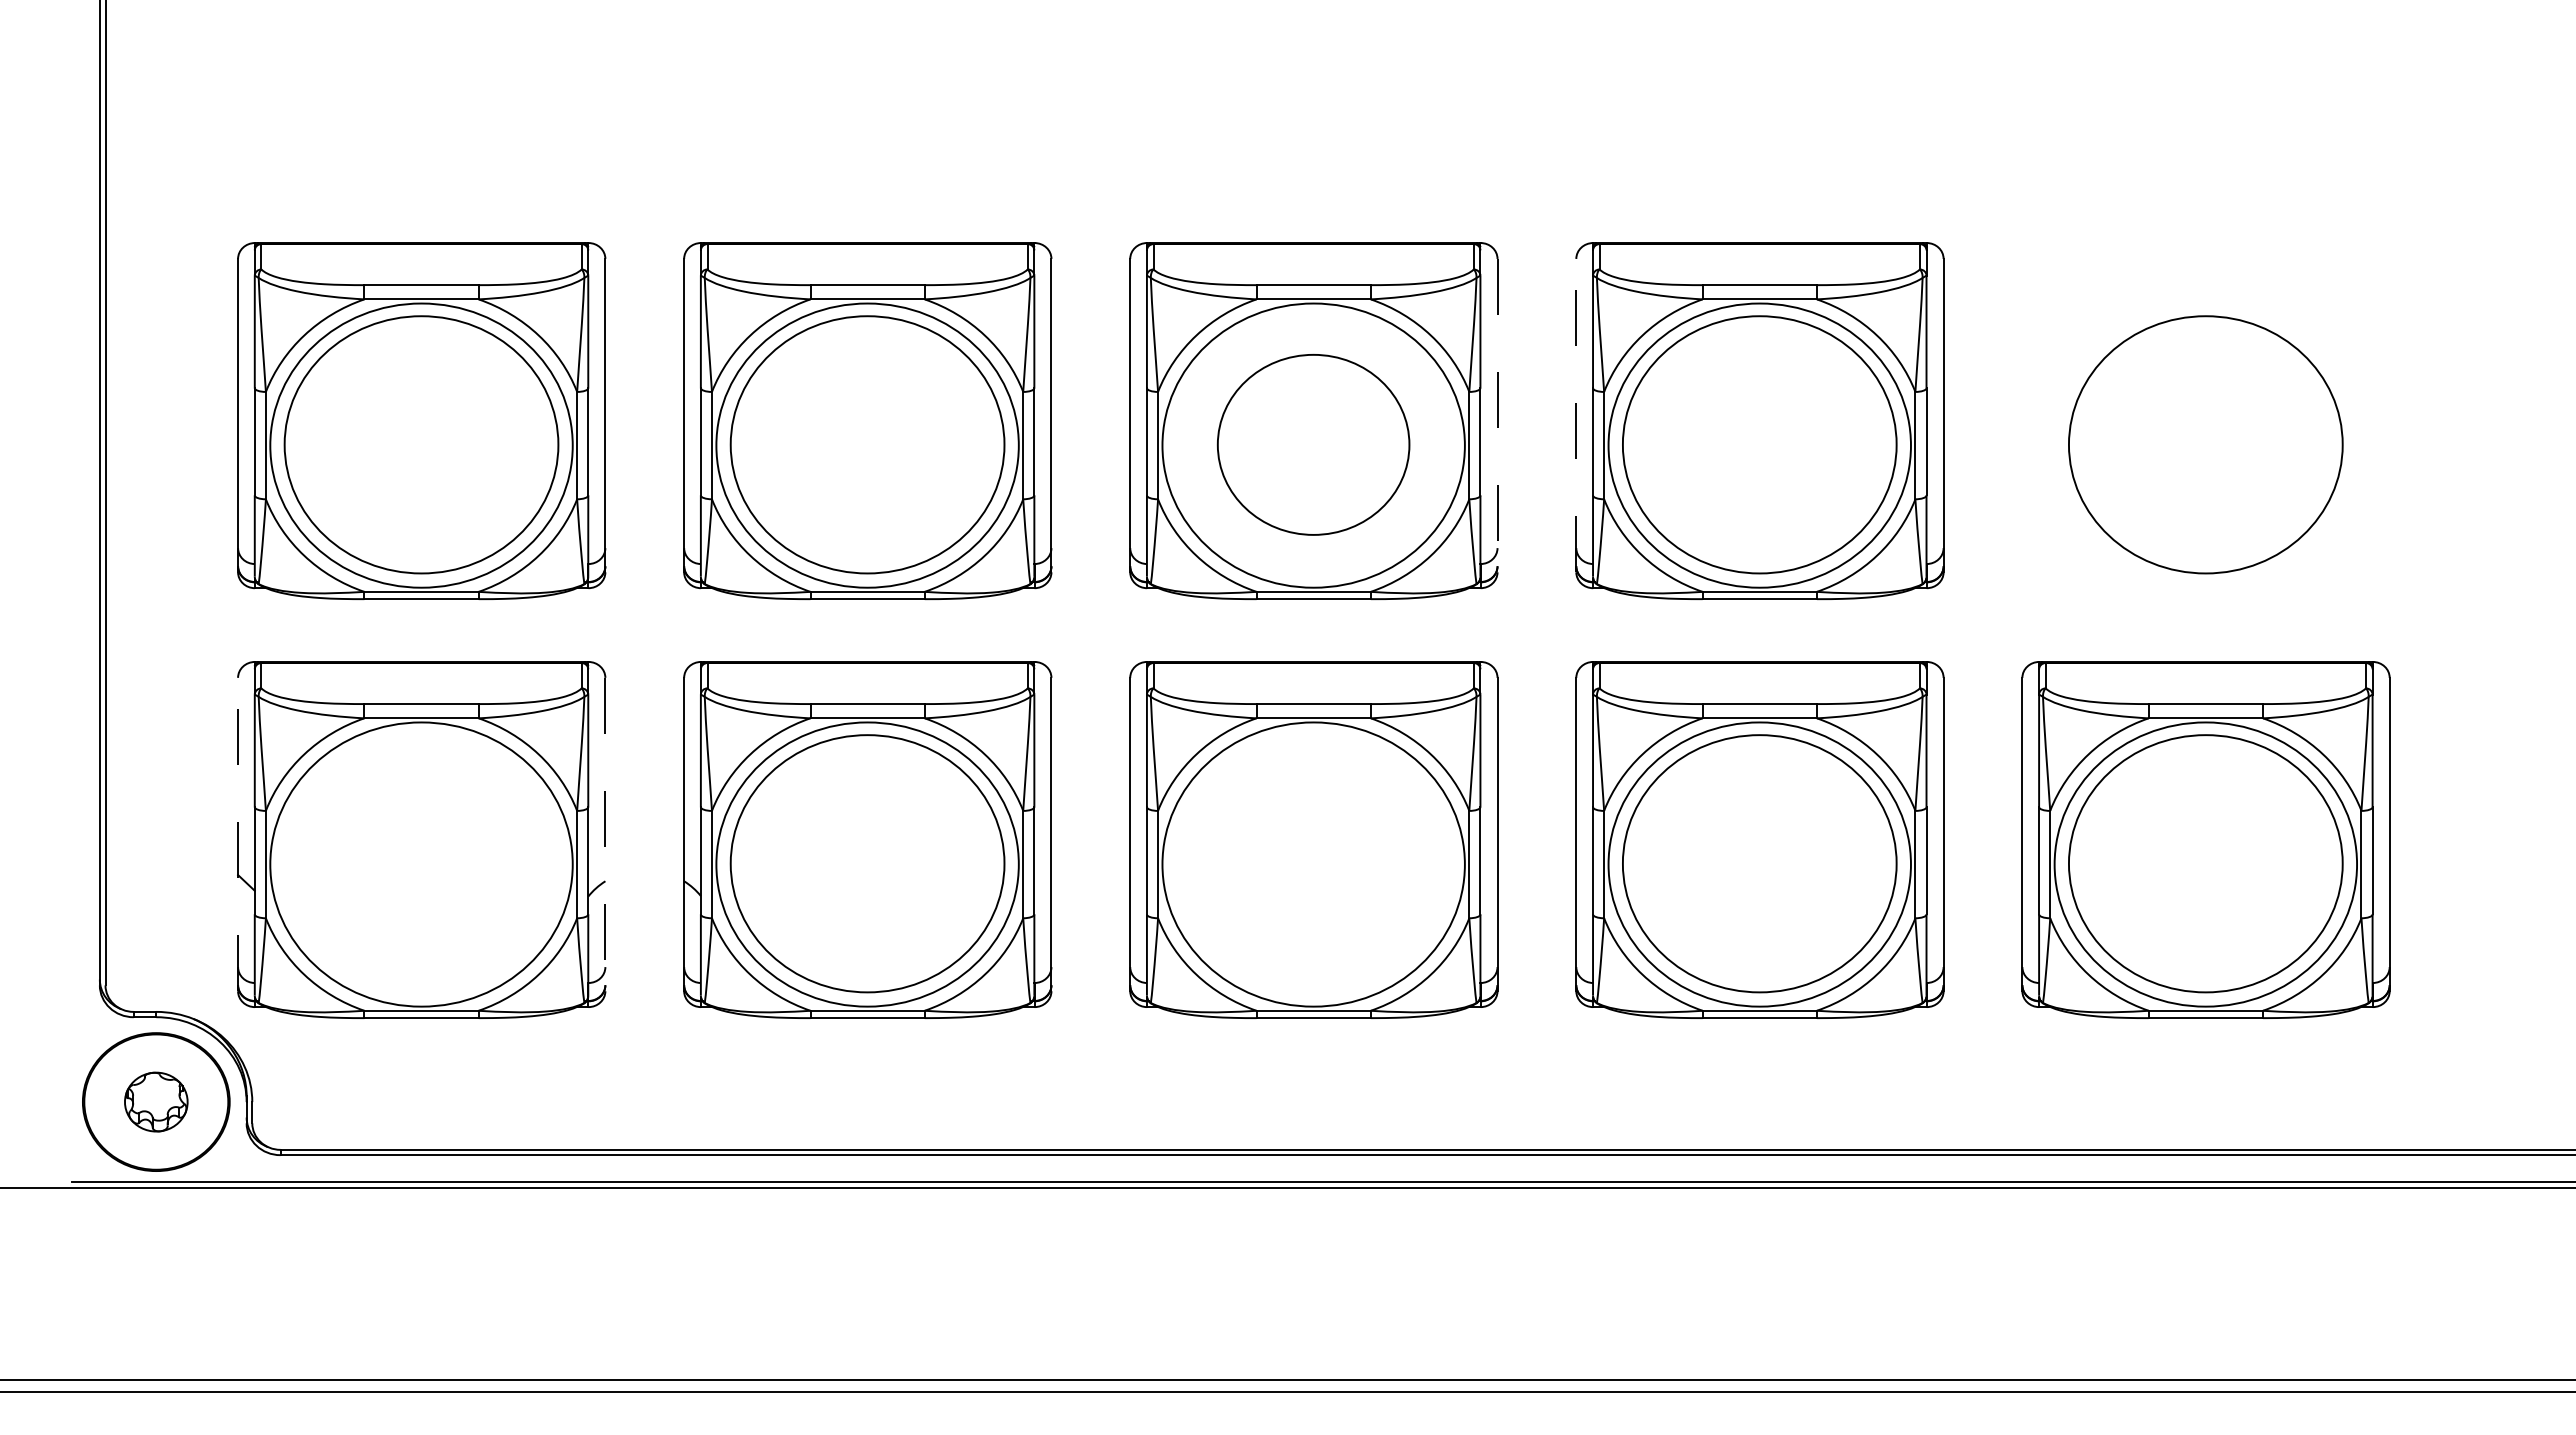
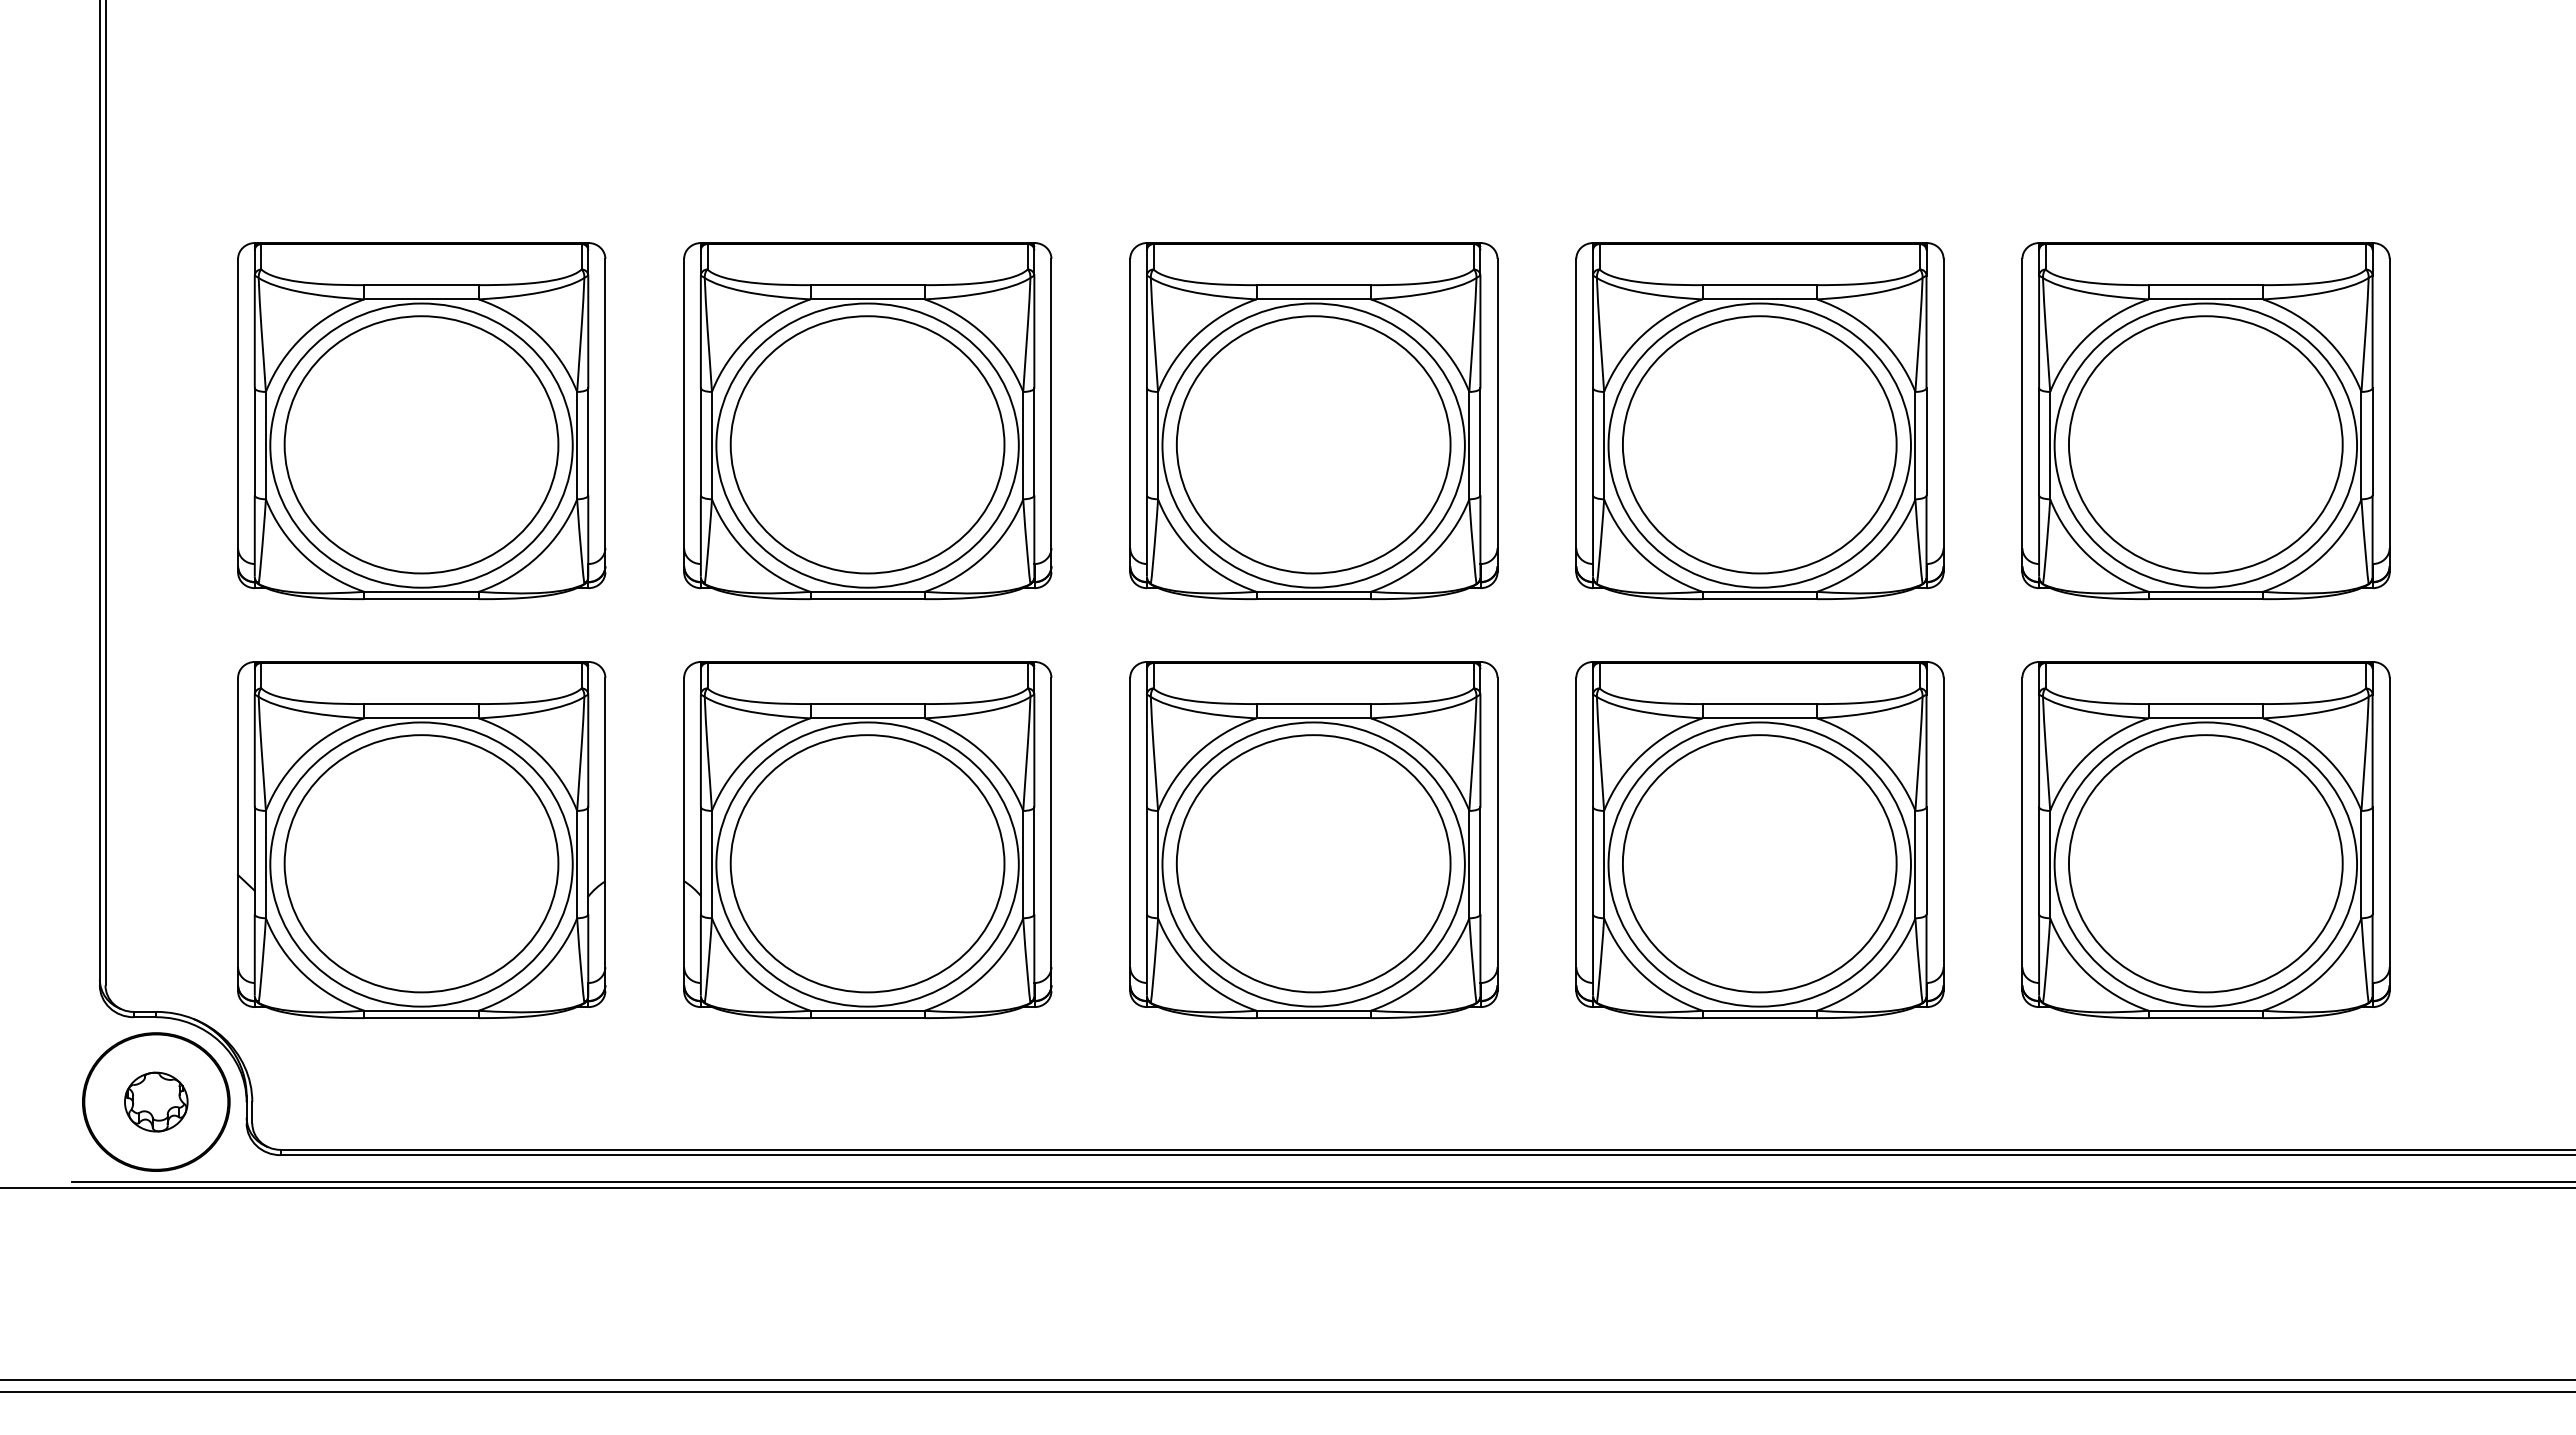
line: dashed -> solid (1497, 415)
line: dashed -> solid (1576, 415)
part: none -> present (2205, 421)
part size: 195x182 px -> 277x260 px (1313, 444)
line: dashed -> solid (238, 834)
line: dashed -> solid (605, 834)
part: none -> present (421, 863)
part: none -> present (1313, 863)
